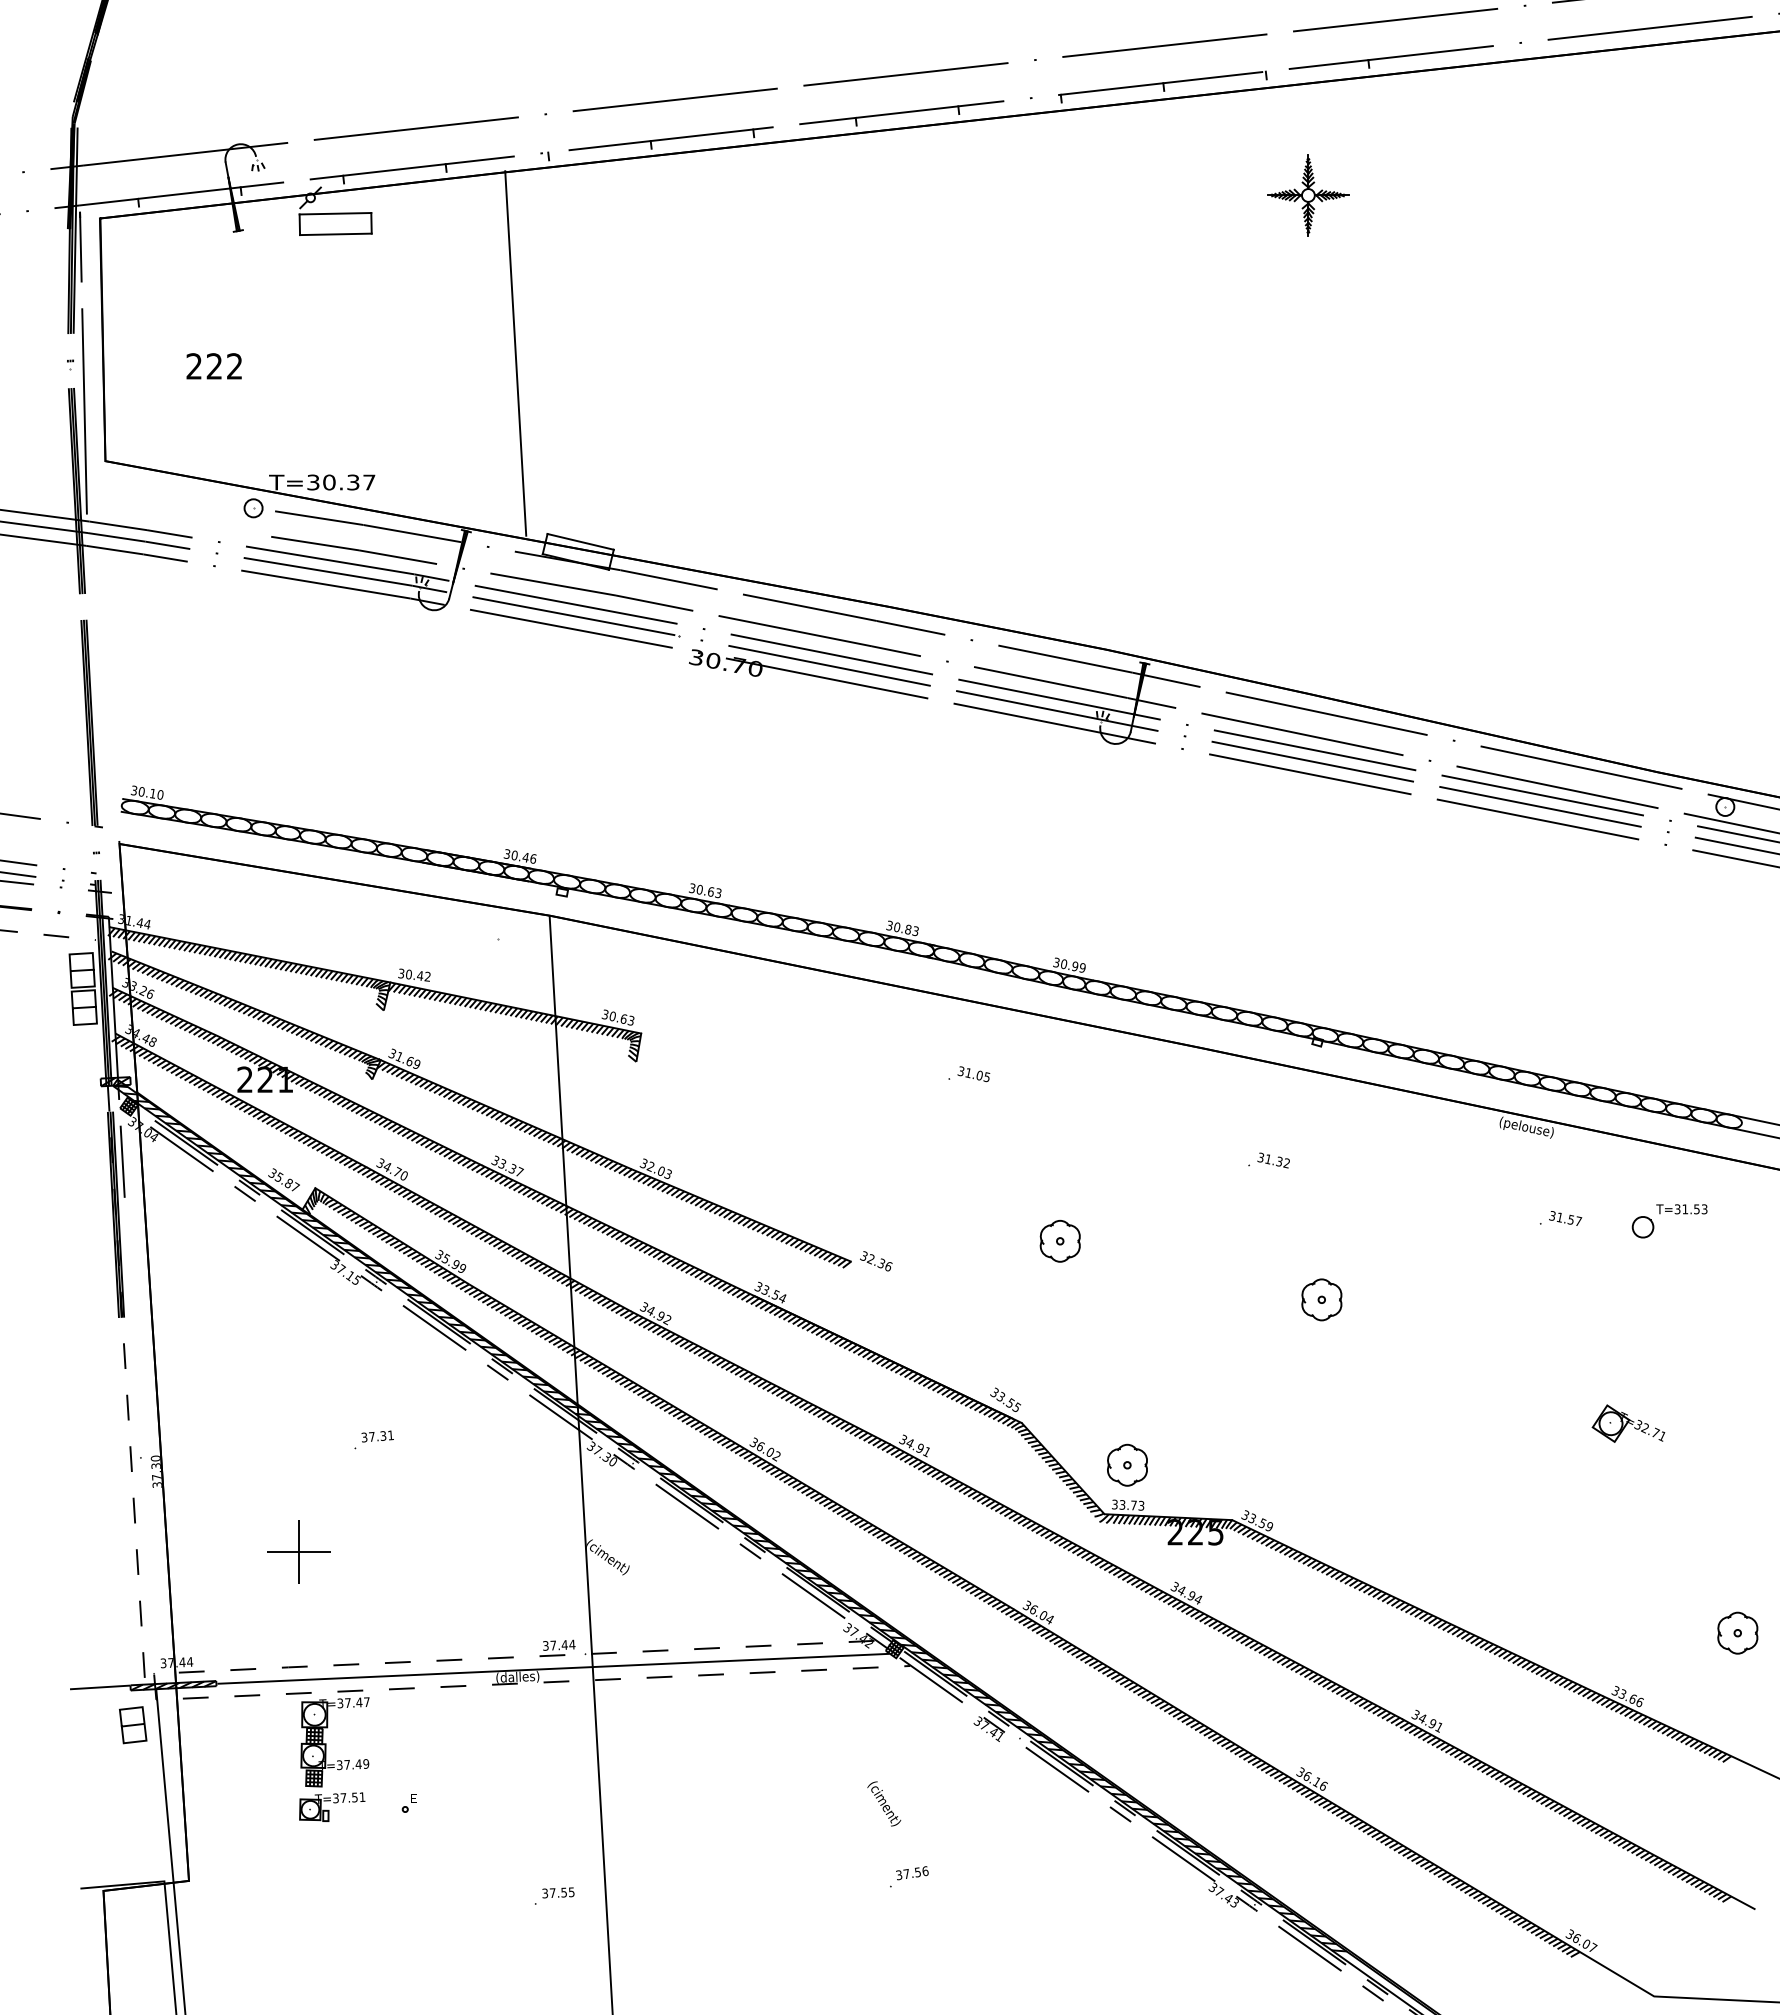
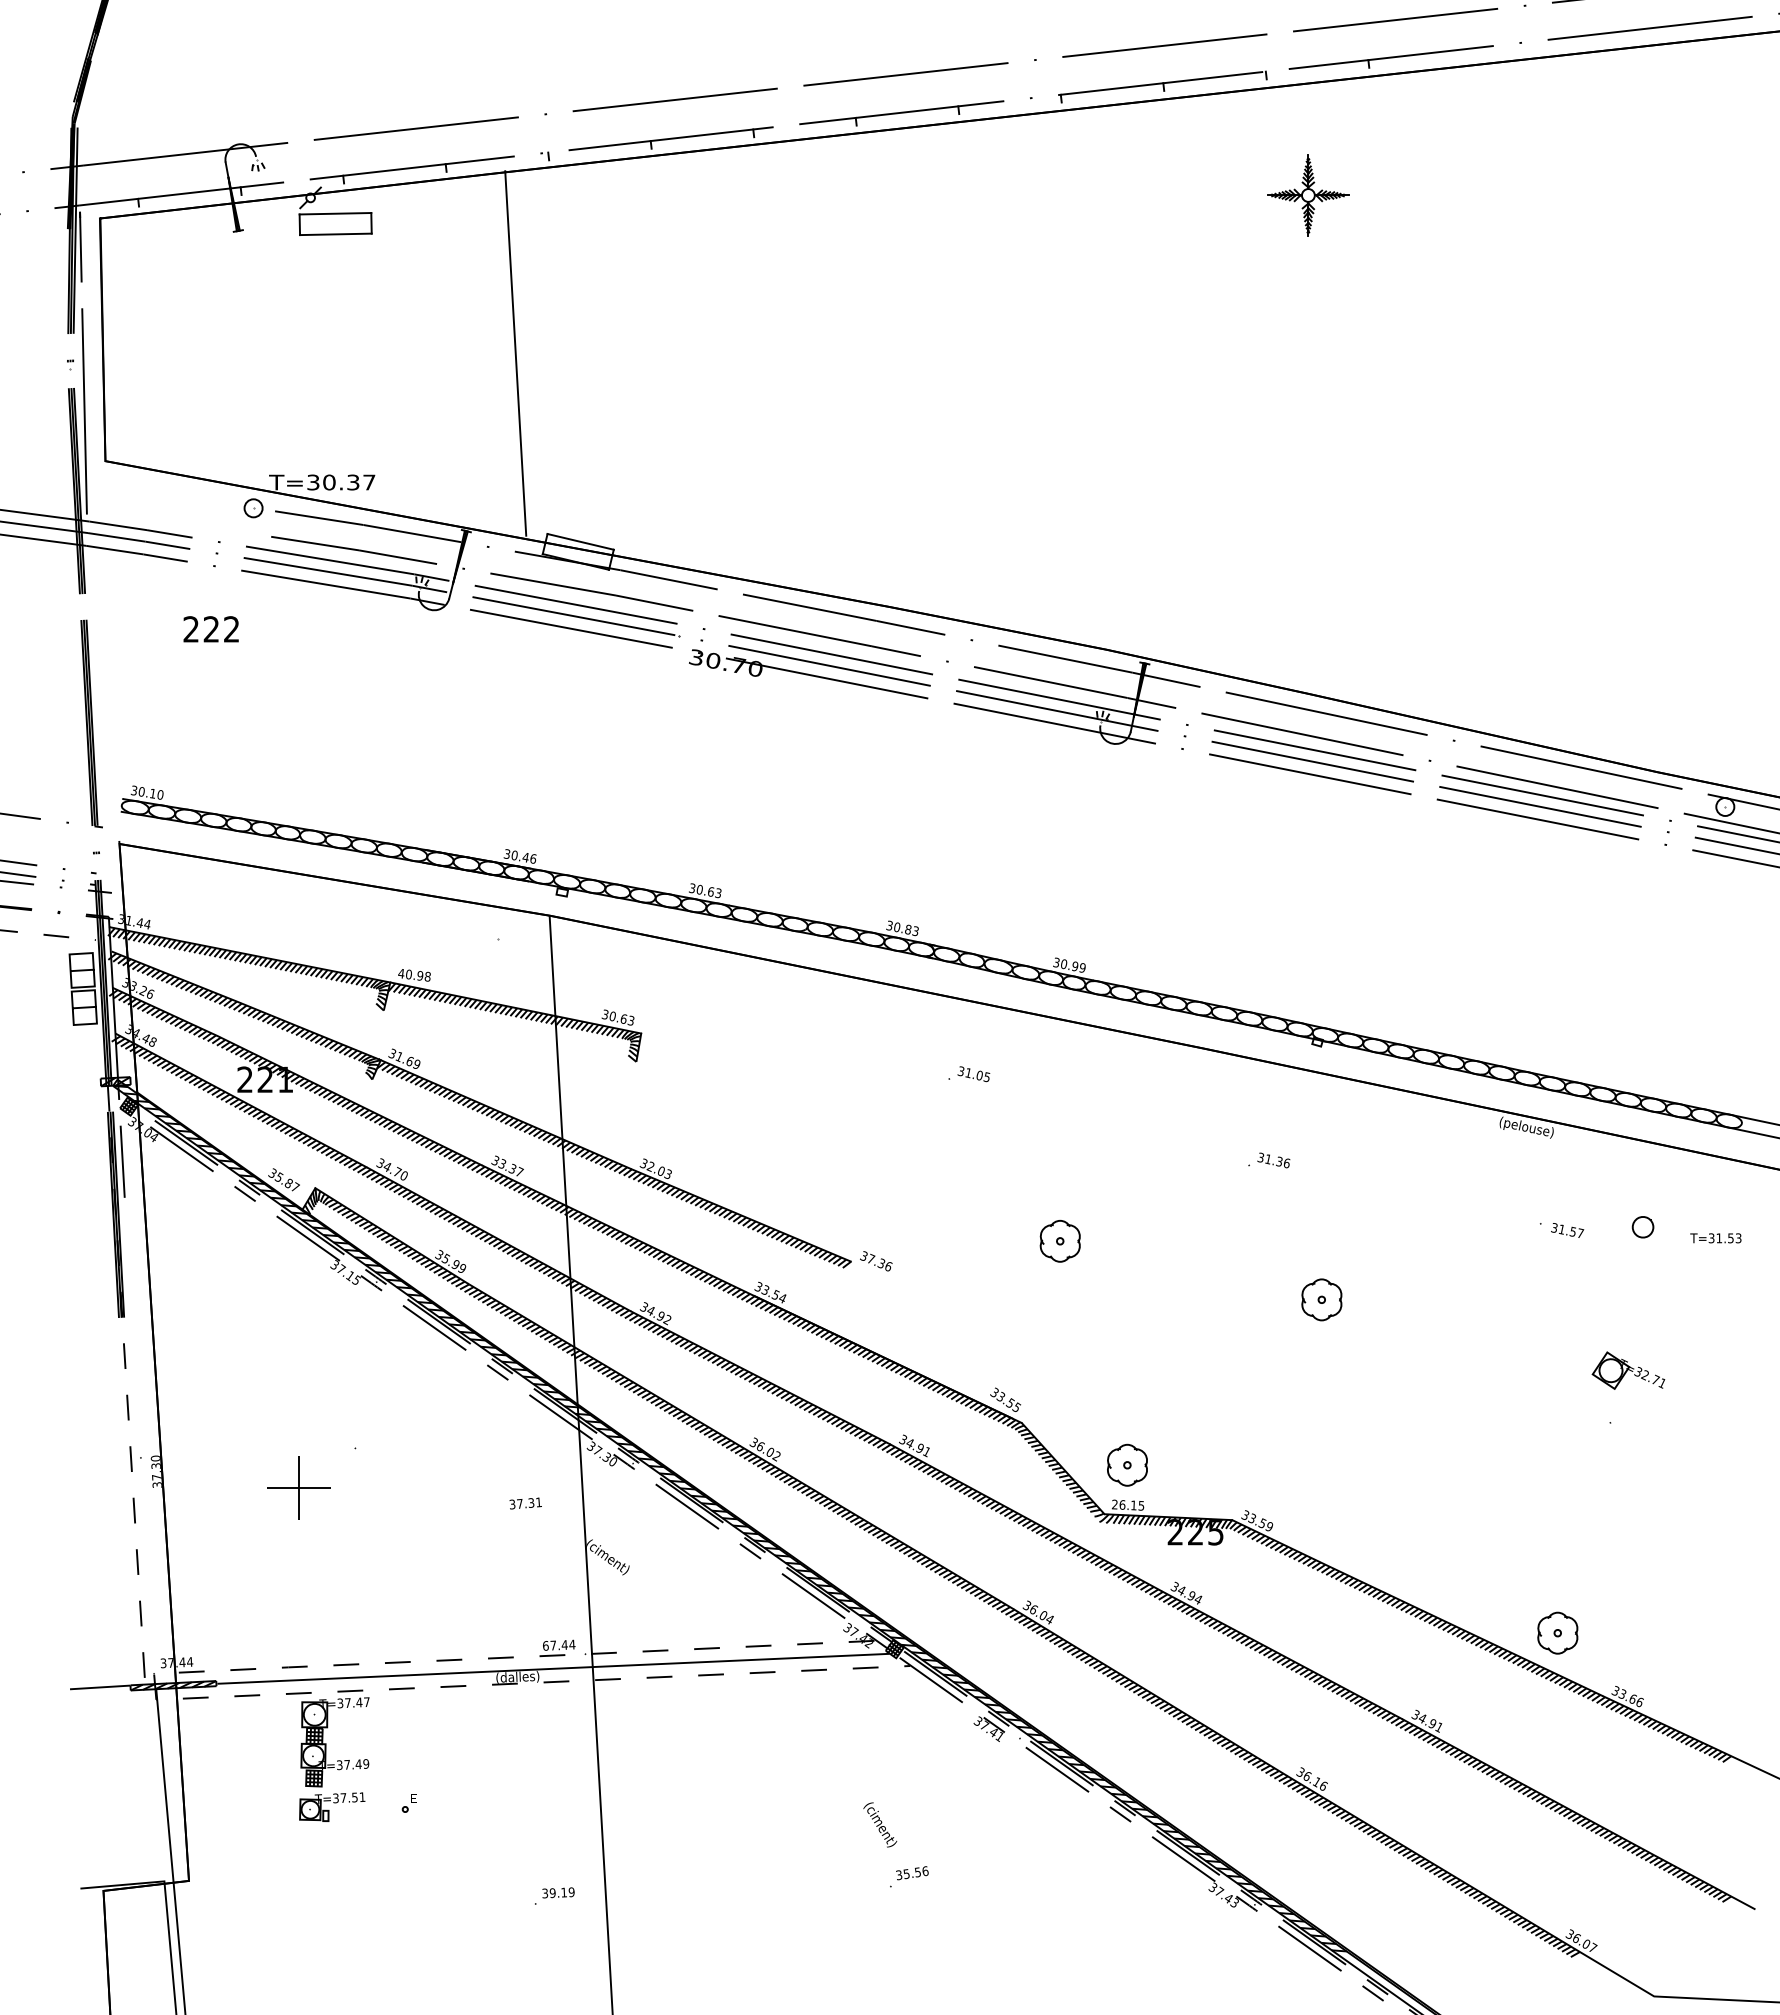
text position: (213, 366) -> (210, 629) (210, 629)
text: 30.42 -> 40.98 (414, 974)
text: 31.32 -> 31.36 (1286, 1163)
text position: (1681, 1209) -> (1715, 1238) (1715, 1238)
text position: (1565, 1218) -> (1567, 1230) (1567, 1230)
text: 32.36 -> 37.36 (870, 1258)
part position: (1628, 1423) -> (1628, 1370) (1628, 1370)
text position: (377, 1436) -> (525, 1503) (525, 1503)
text: 33.73 -> 26.15 (1128, 1505)
part position: (298, 1551) -> (298, 1487) (298, 1487)
part position: (1737, 1632) -> (1557, 1632) (1557, 1632)
text: 37.44 -> 67.44 (545, 1645)
part: present -> none (133, 1725)
text position: (884, 1803) -> (880, 1824) (880, 1824)
text: 37.56 -> 35.56 (906, 1874)
text: 37.55 -> 39.19 (561, 1892)
